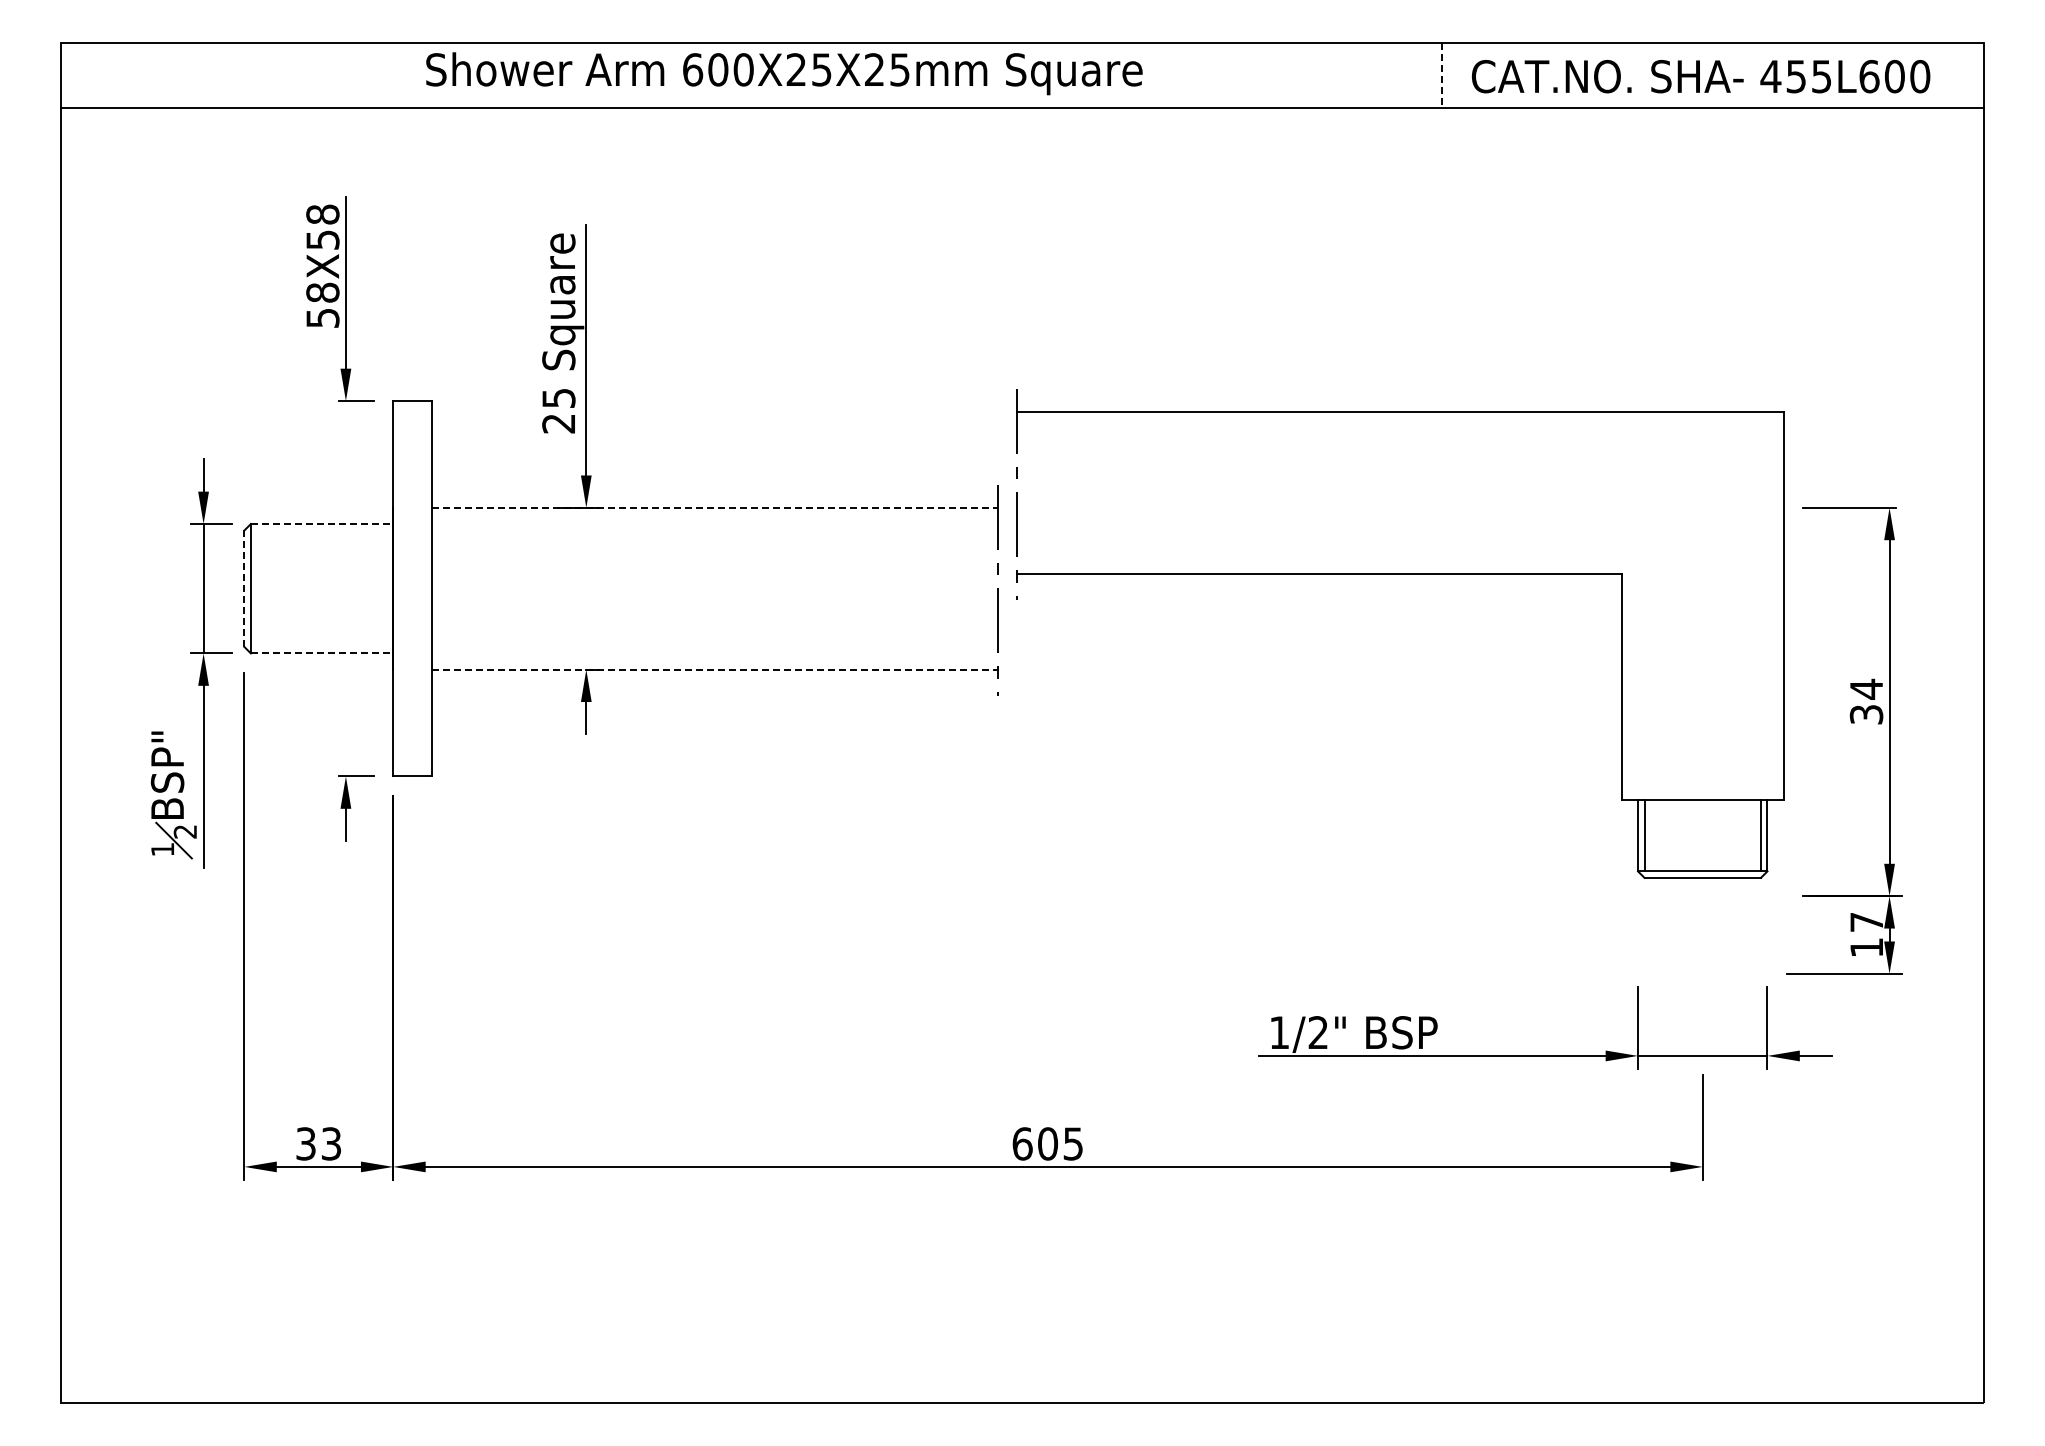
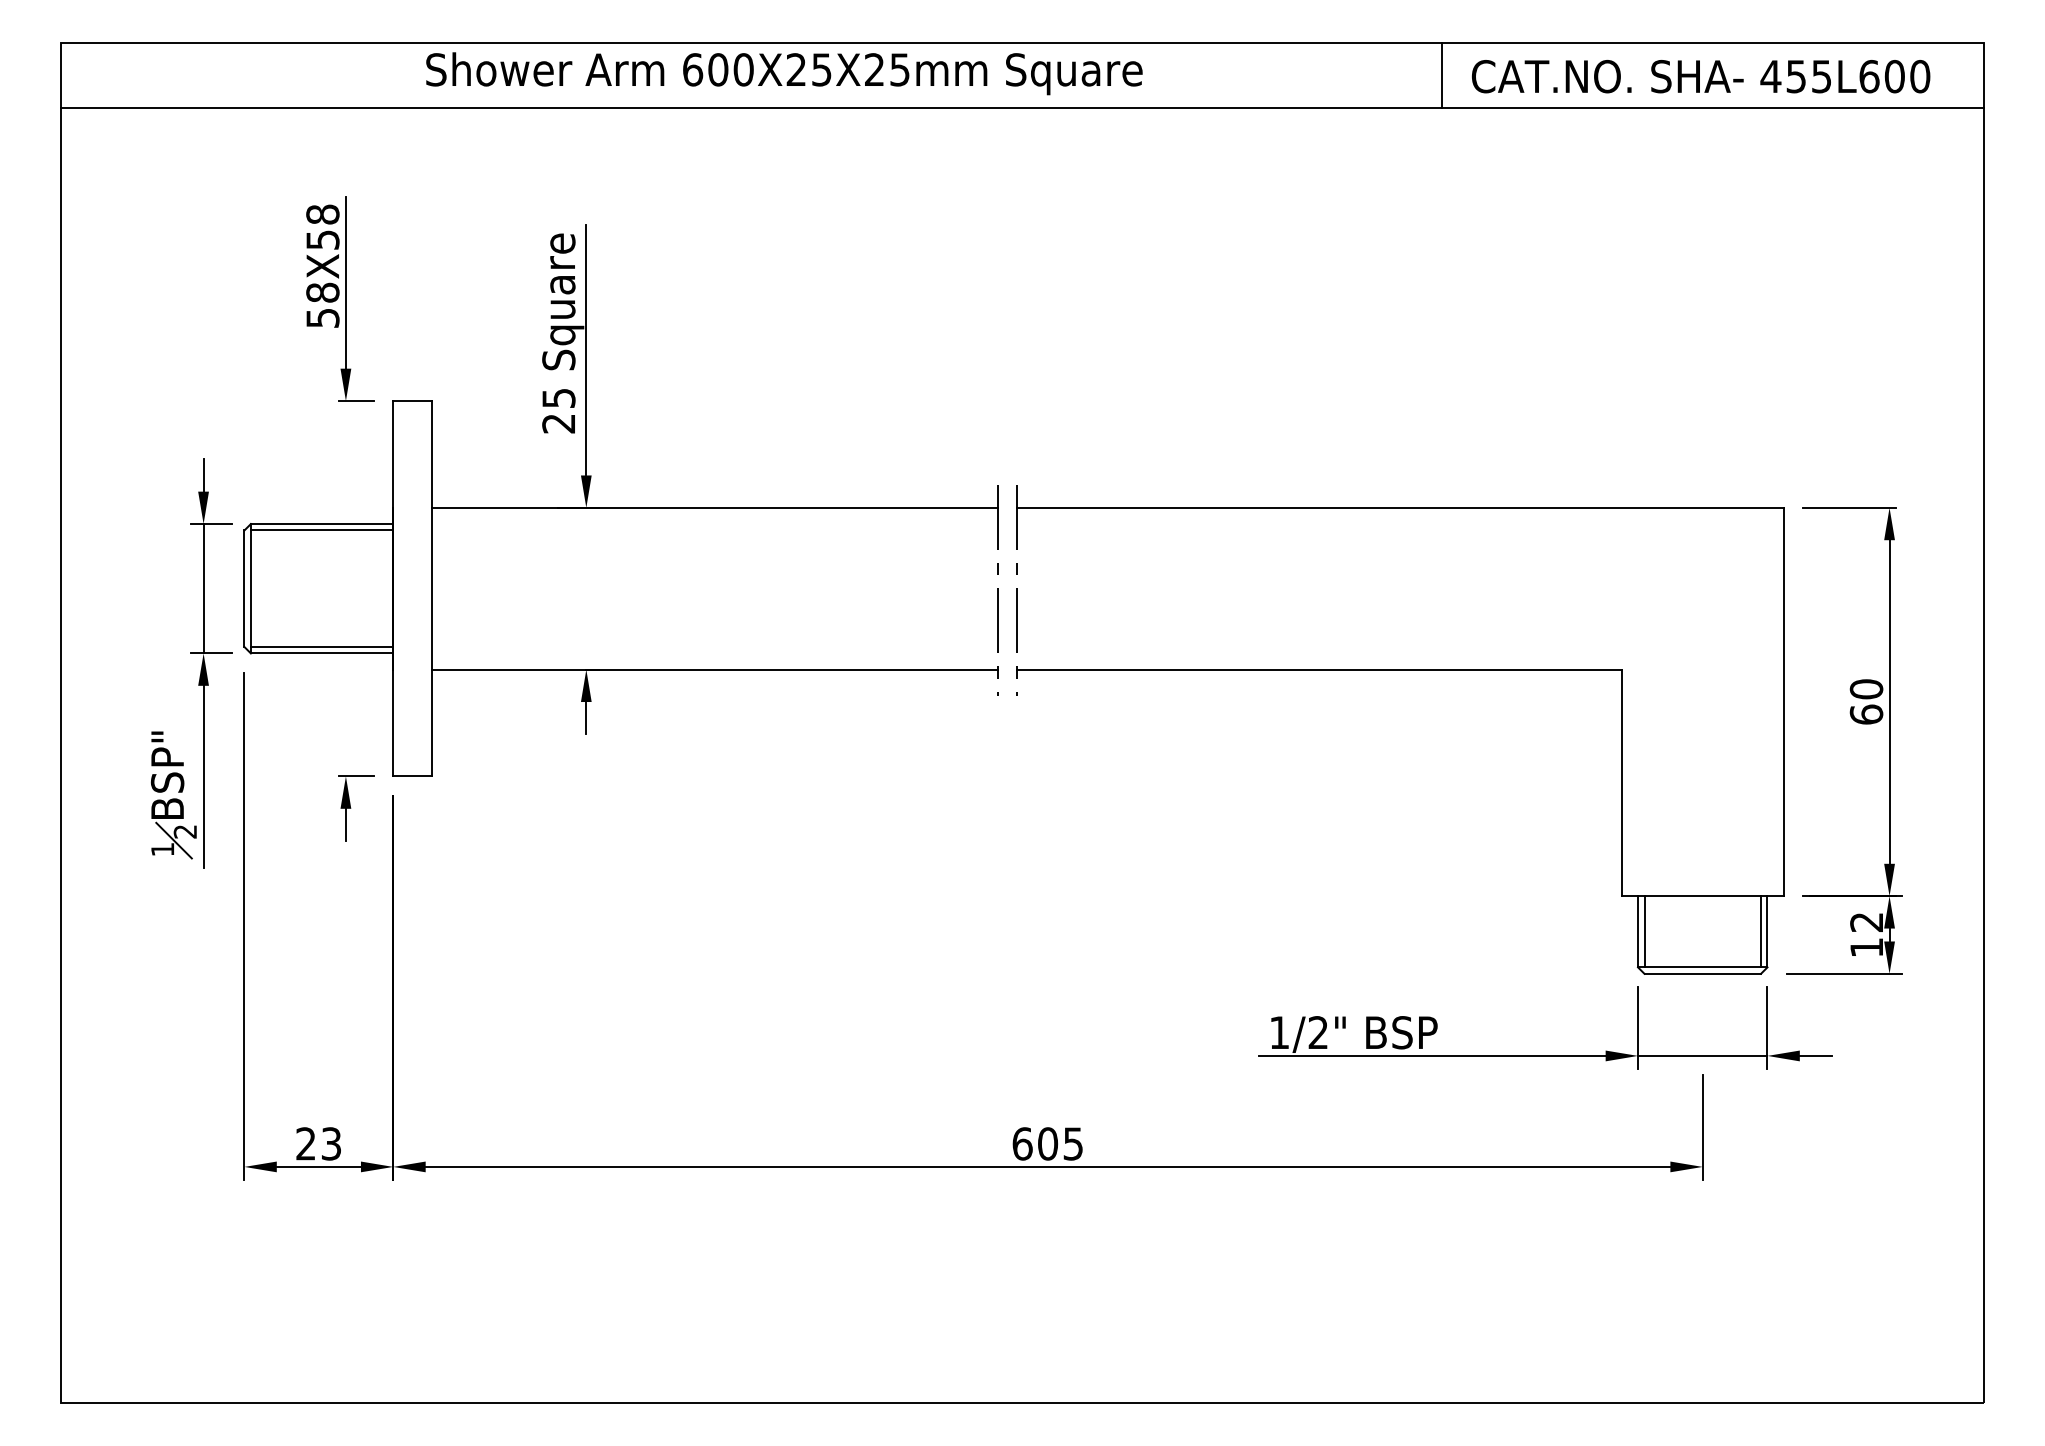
line: dashed -> solid (1441, 76)
line: dashed -> solid (714, 507)
line: dashed -> solid (322, 524)
line: none -> present (321, 530)
part position: (1400, 574) -> (1400, 670) (1400, 670)
line: dashed -> solid (244, 589)
line: none -> present (321, 647)
line: dashed -> solid (322, 653)
line: dashed -> solid (714, 669)
text: 34 -> 60 (1866, 701)
text: 17 -> 12 (1866, 922)
text: 33 -> 23 (305, 1143)
